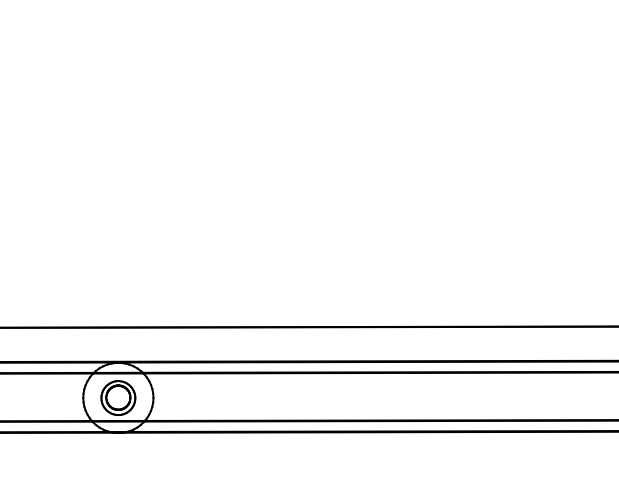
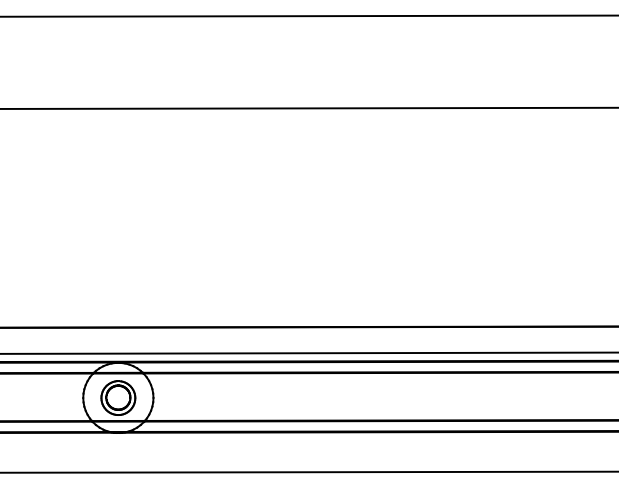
line: none -> present (308, 15)
line: none -> present (308, 107)
line: none -> present (308, 352)
line: none -> present (308, 471)
